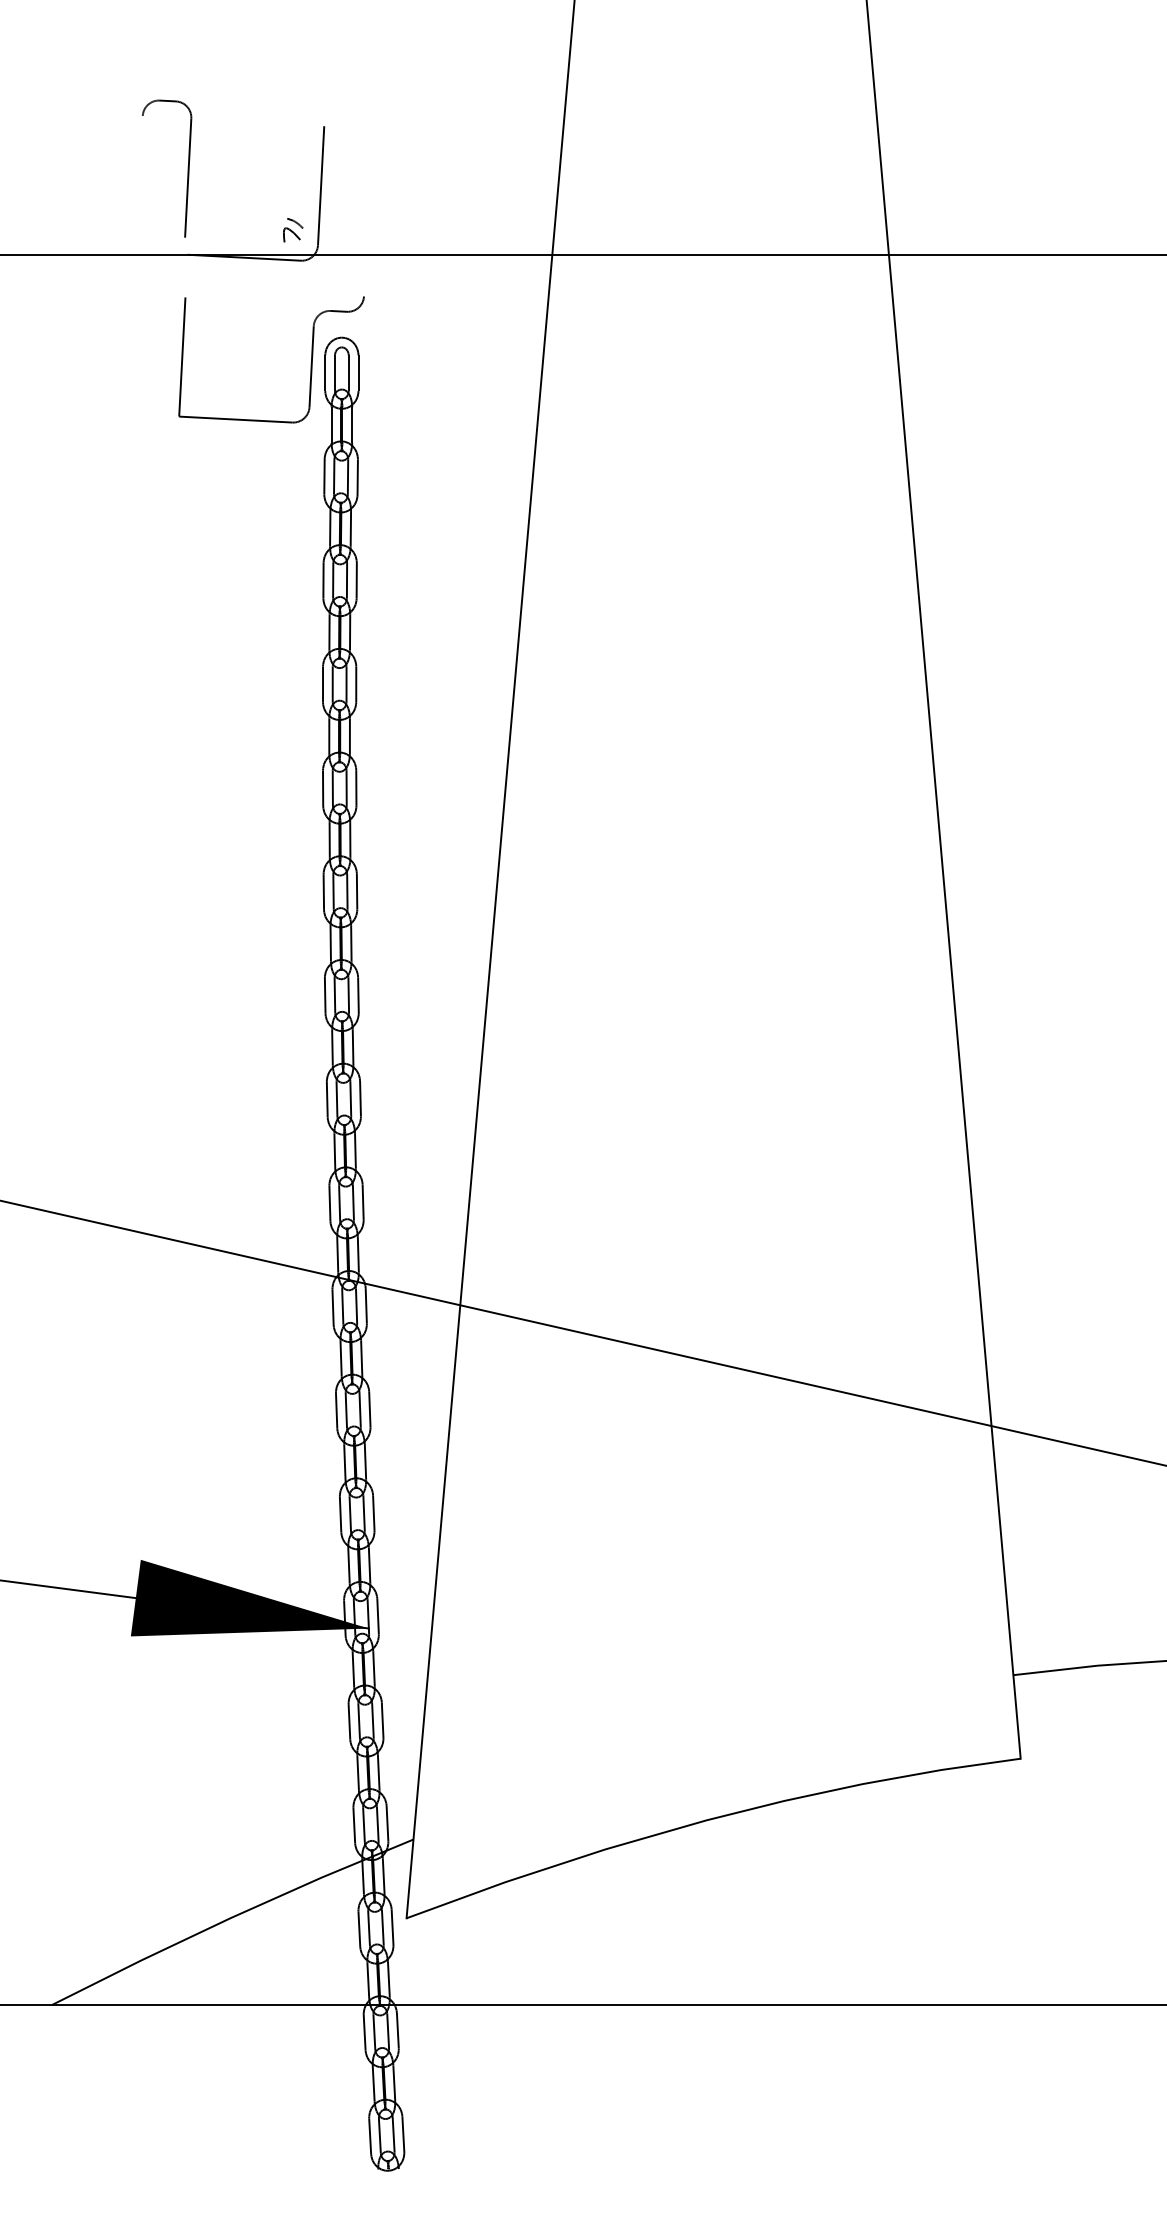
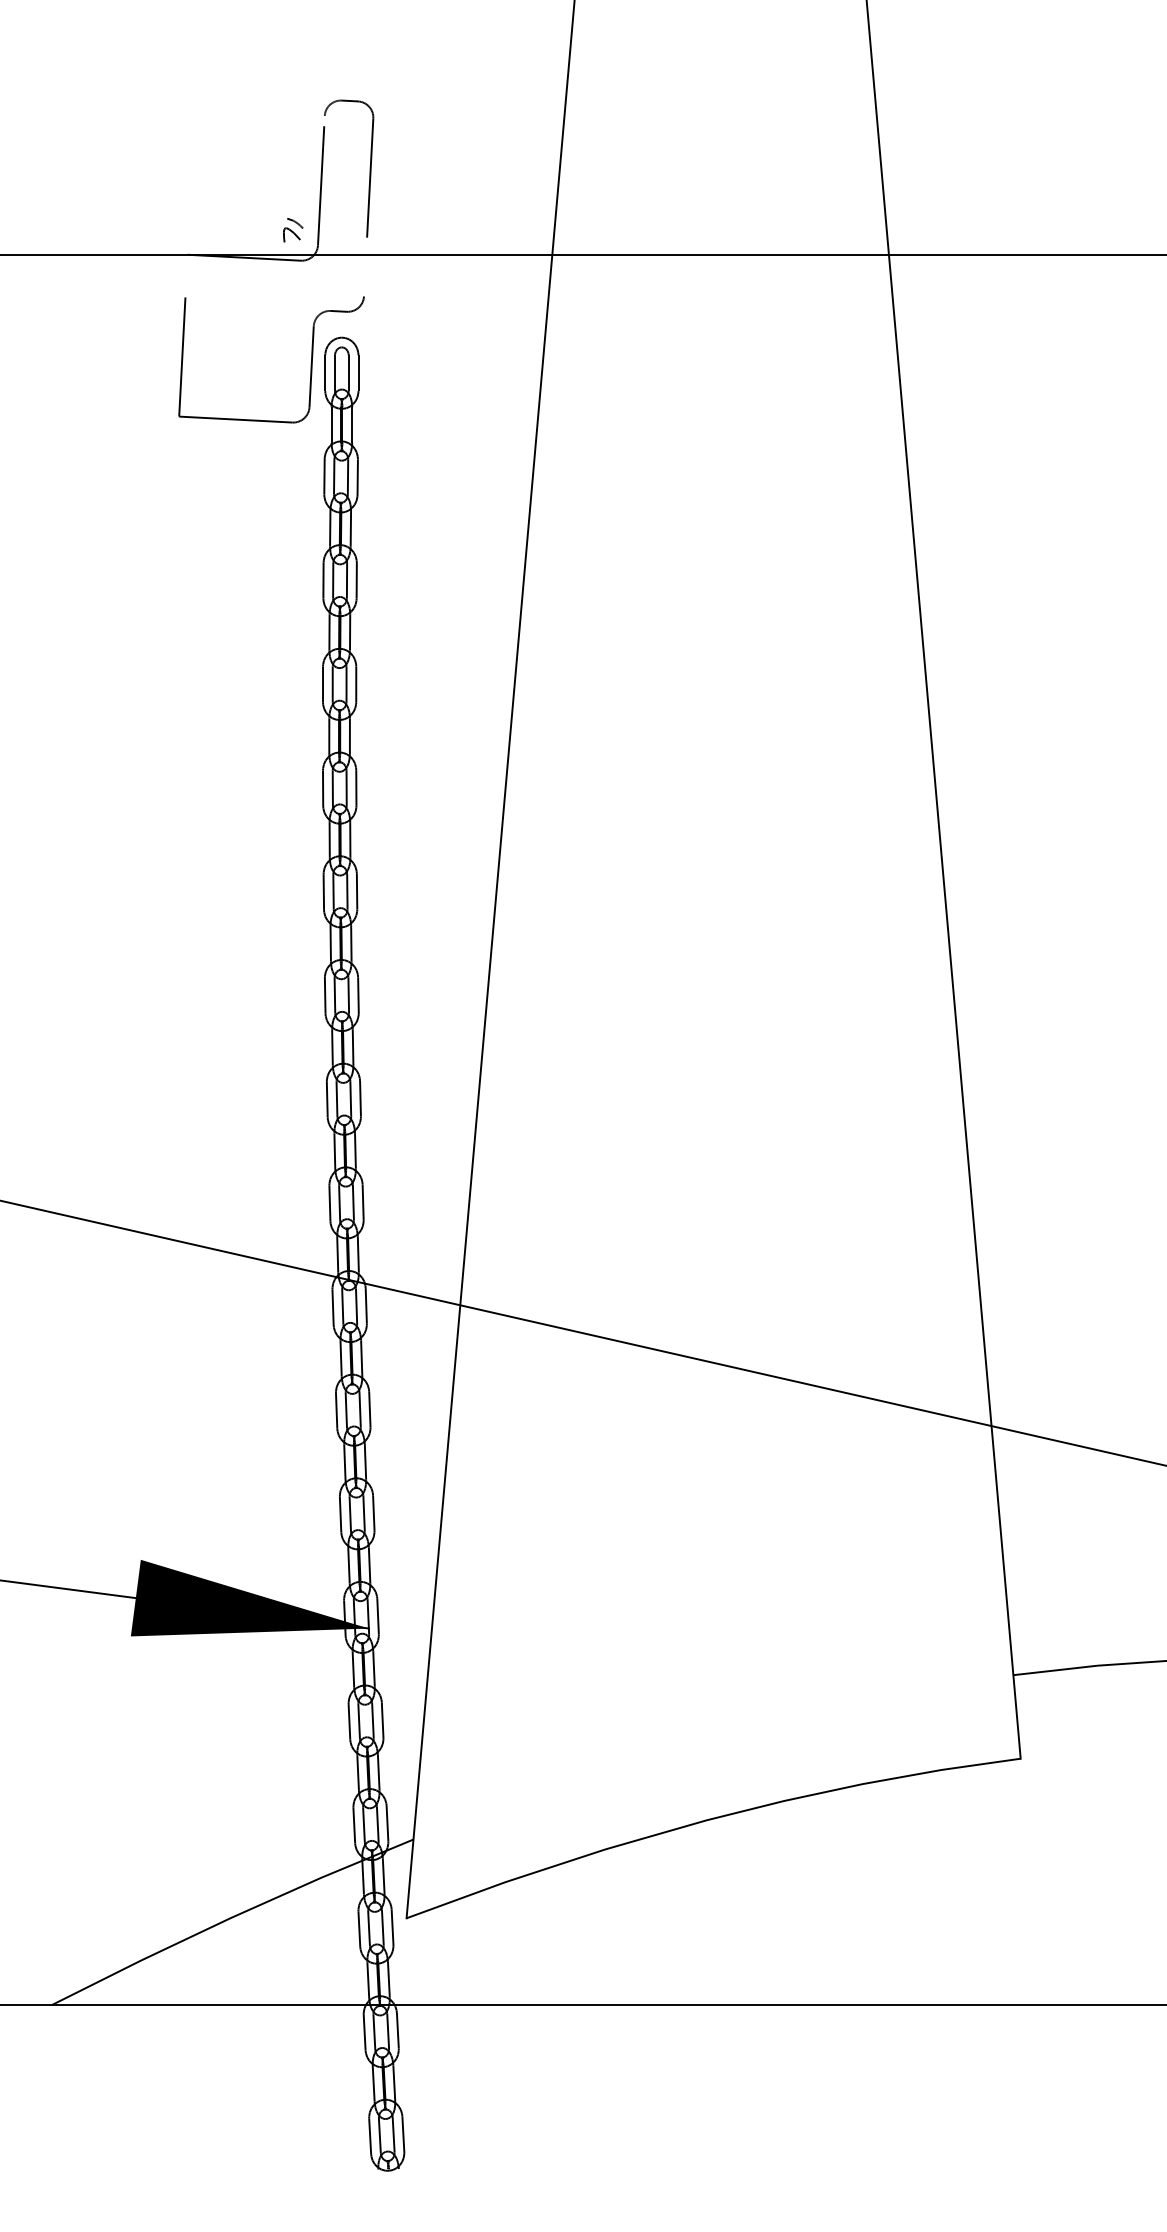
part position: (187, 168) -> (369, 168) (369, 168)
